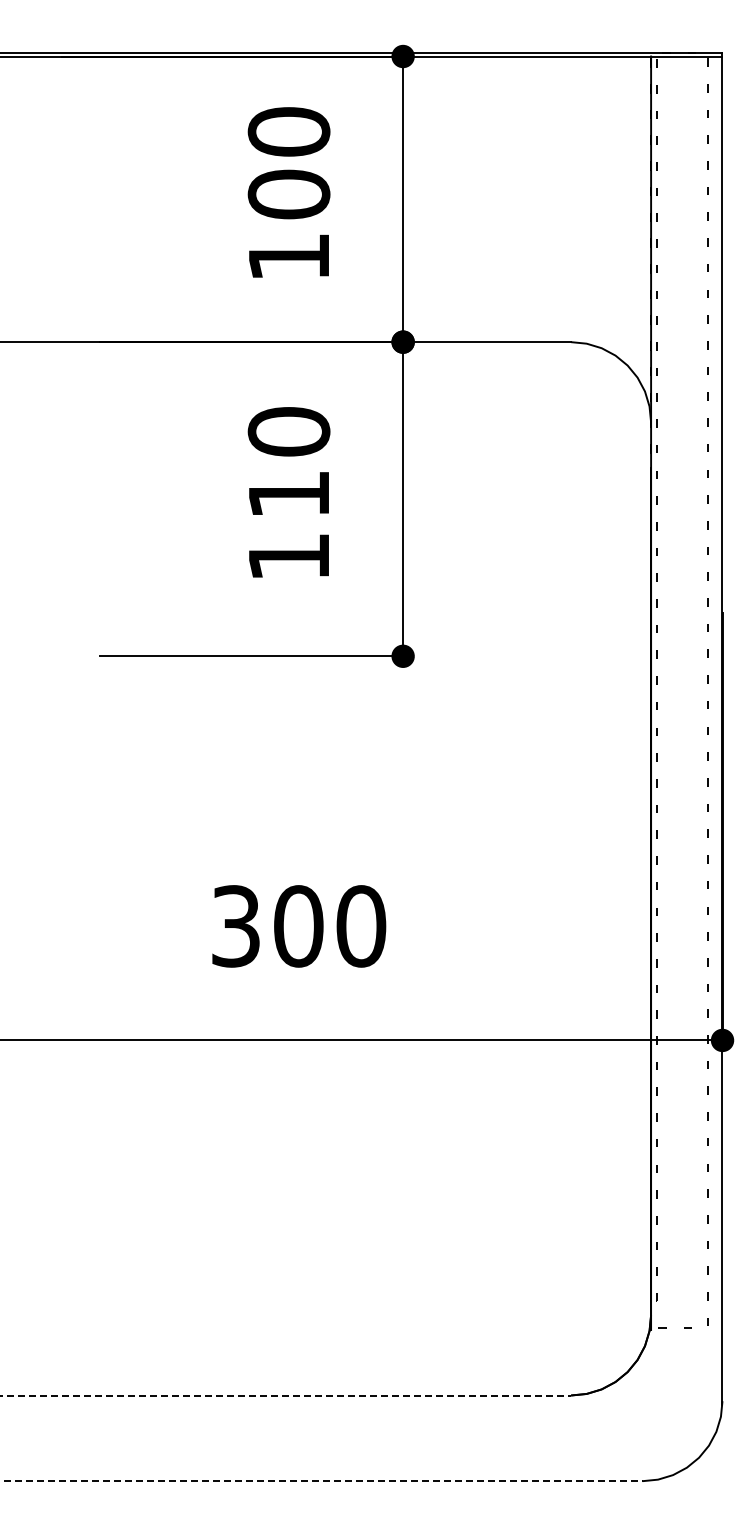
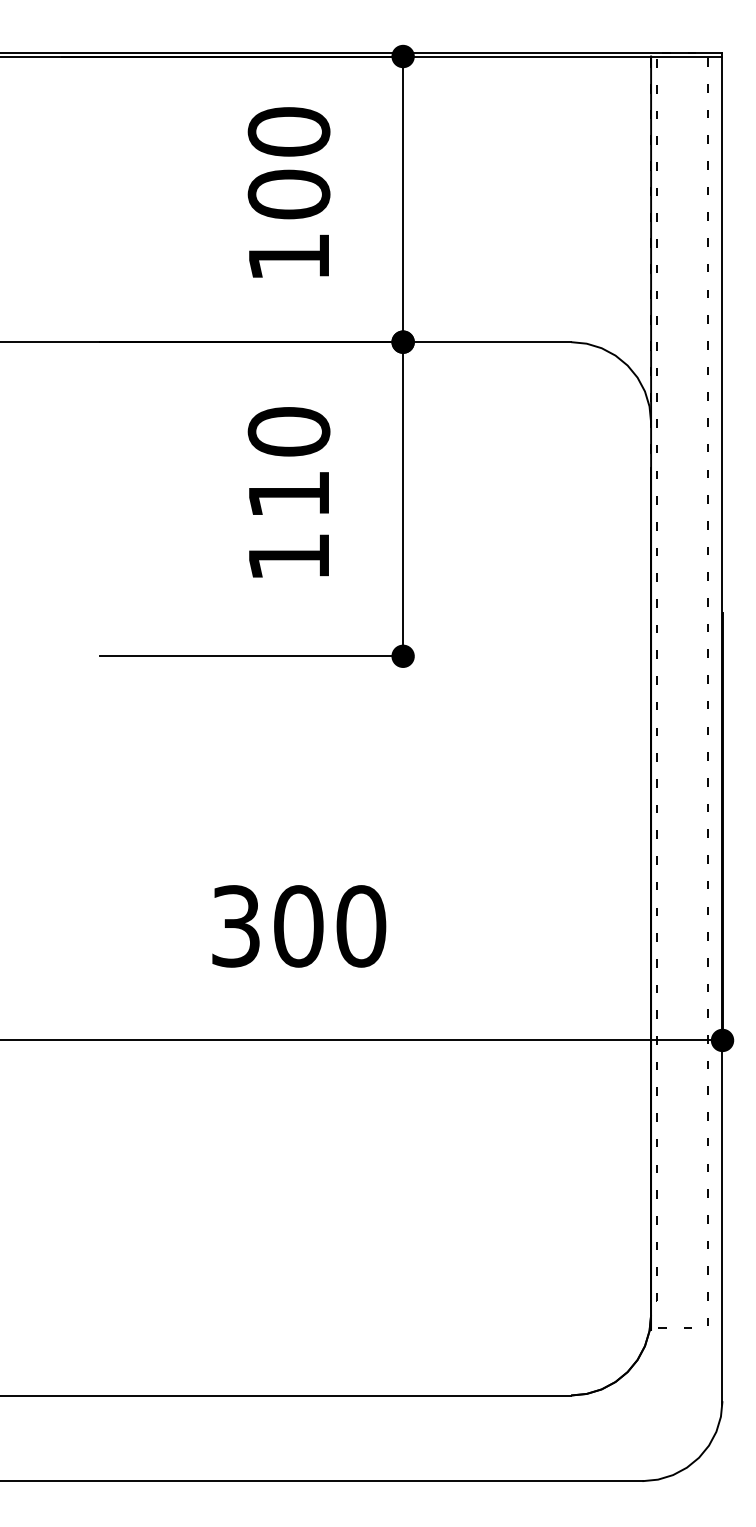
line: dashed -> solid (286, 1395)
line: dashed -> solid (321, 1481)
